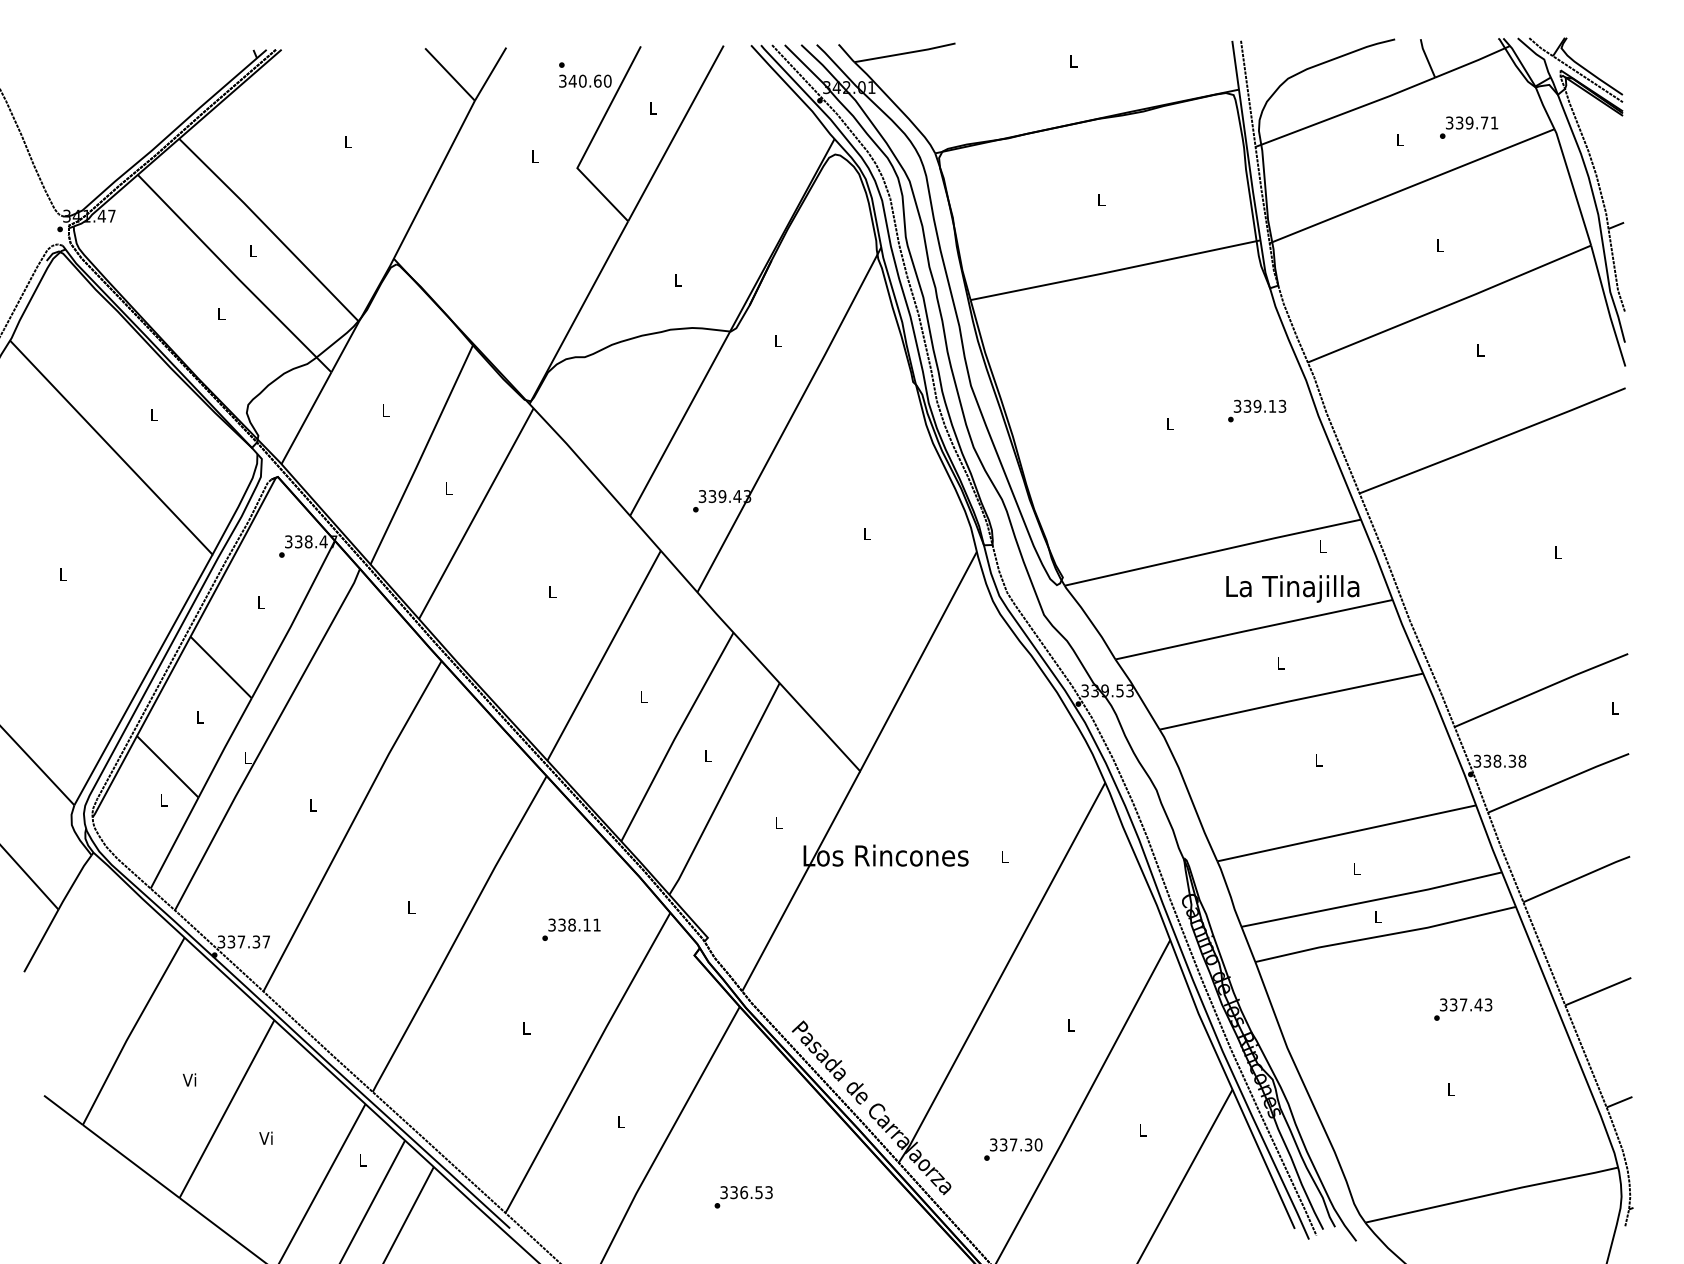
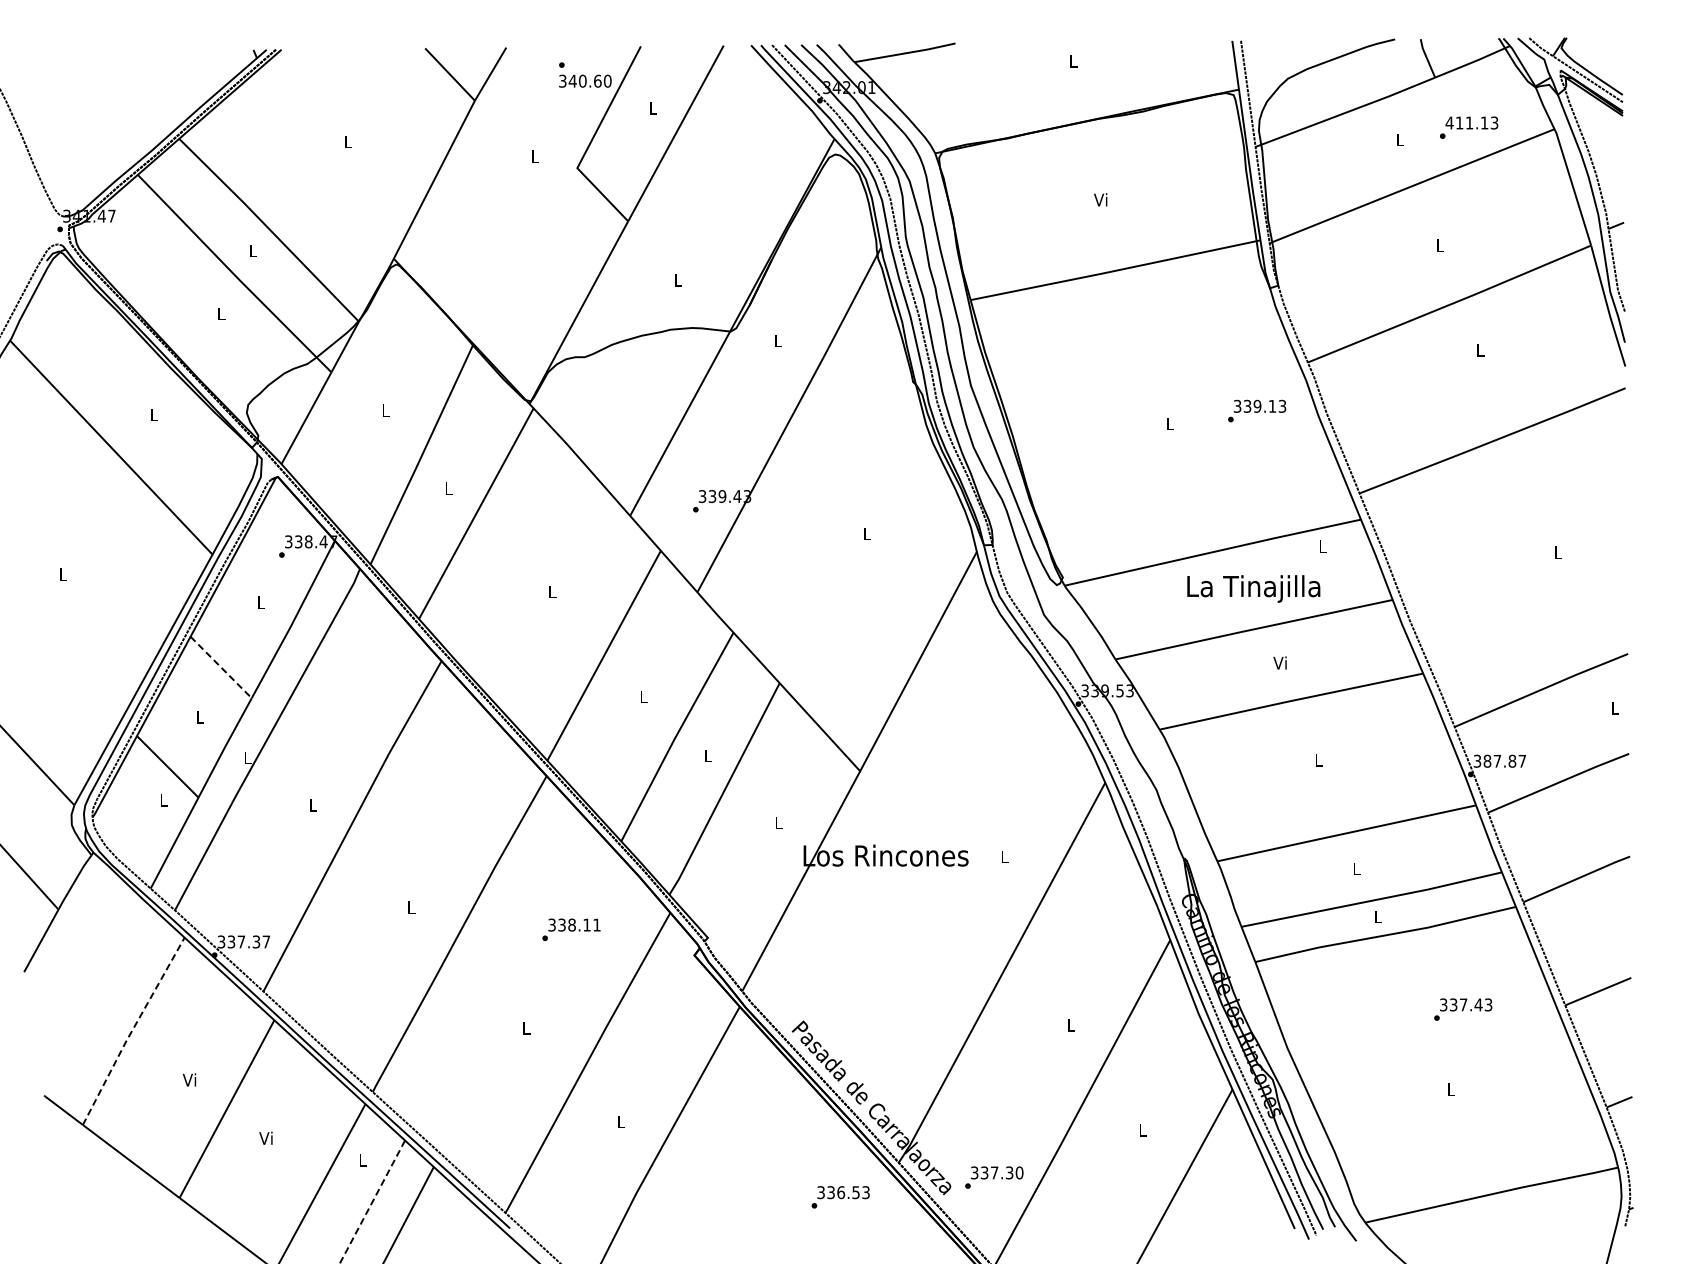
text: 339.71 -> 411.13 (1471, 122)
text: L -> Vi (1100, 199)
text position: (1292, 588) -> (1253, 588) (1253, 588)
text: L -> Vi (1279, 662)
line: solid -> dashed (221, 667)
text: 338.38 -> 387.87 (1504, 760)
line: solid -> dashed (132, 1030)
text position: (1013, 1149) -> (994, 1177) (994, 1177)
text position: (743, 1197) -> (840, 1197) (840, 1197)
line: solid -> dashed (372, 1202)
